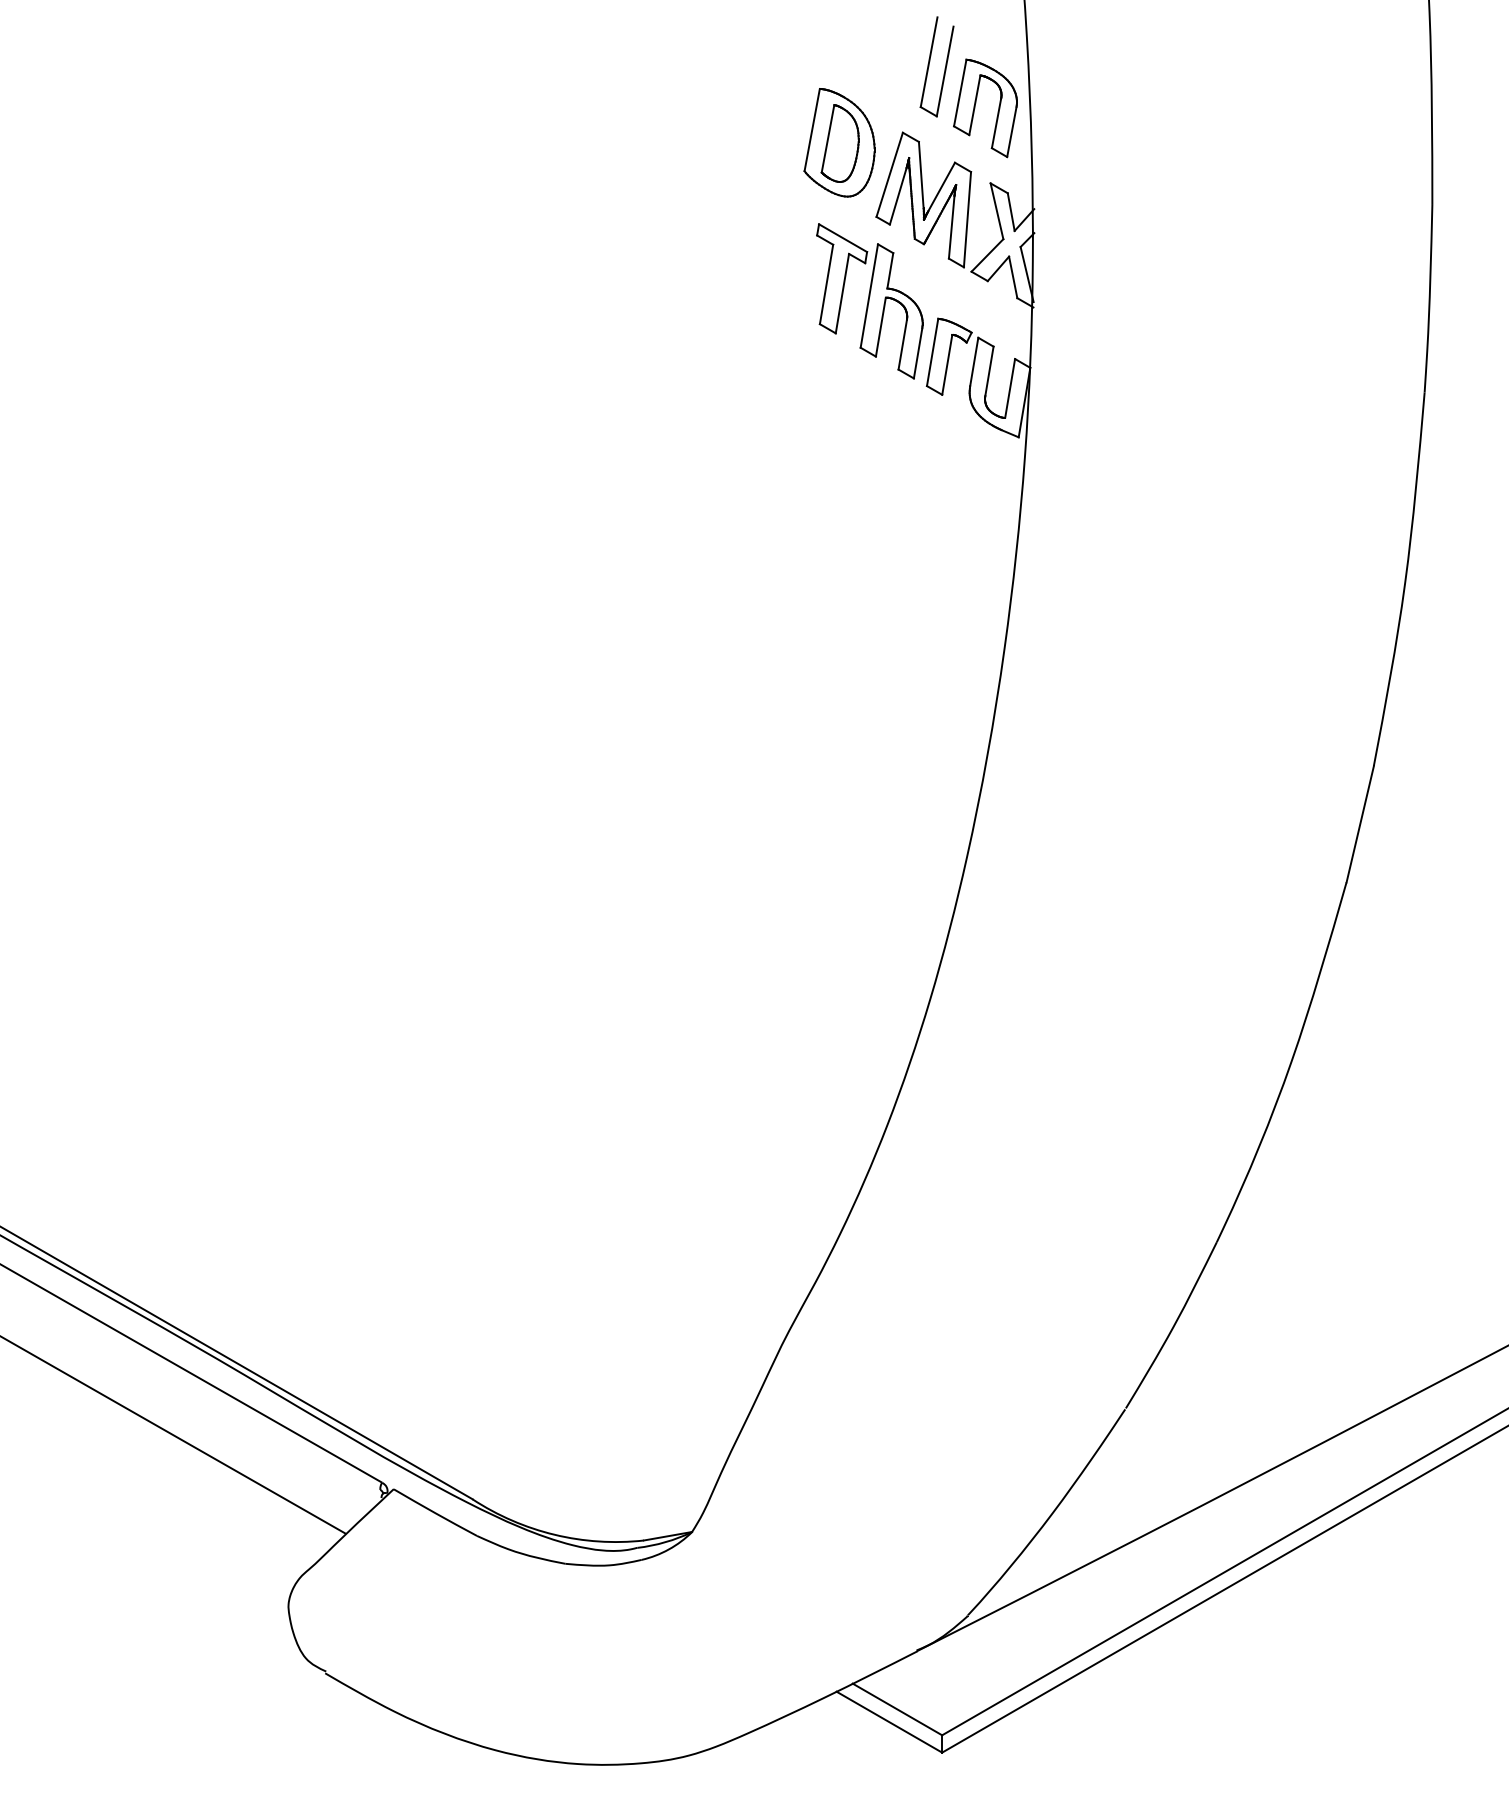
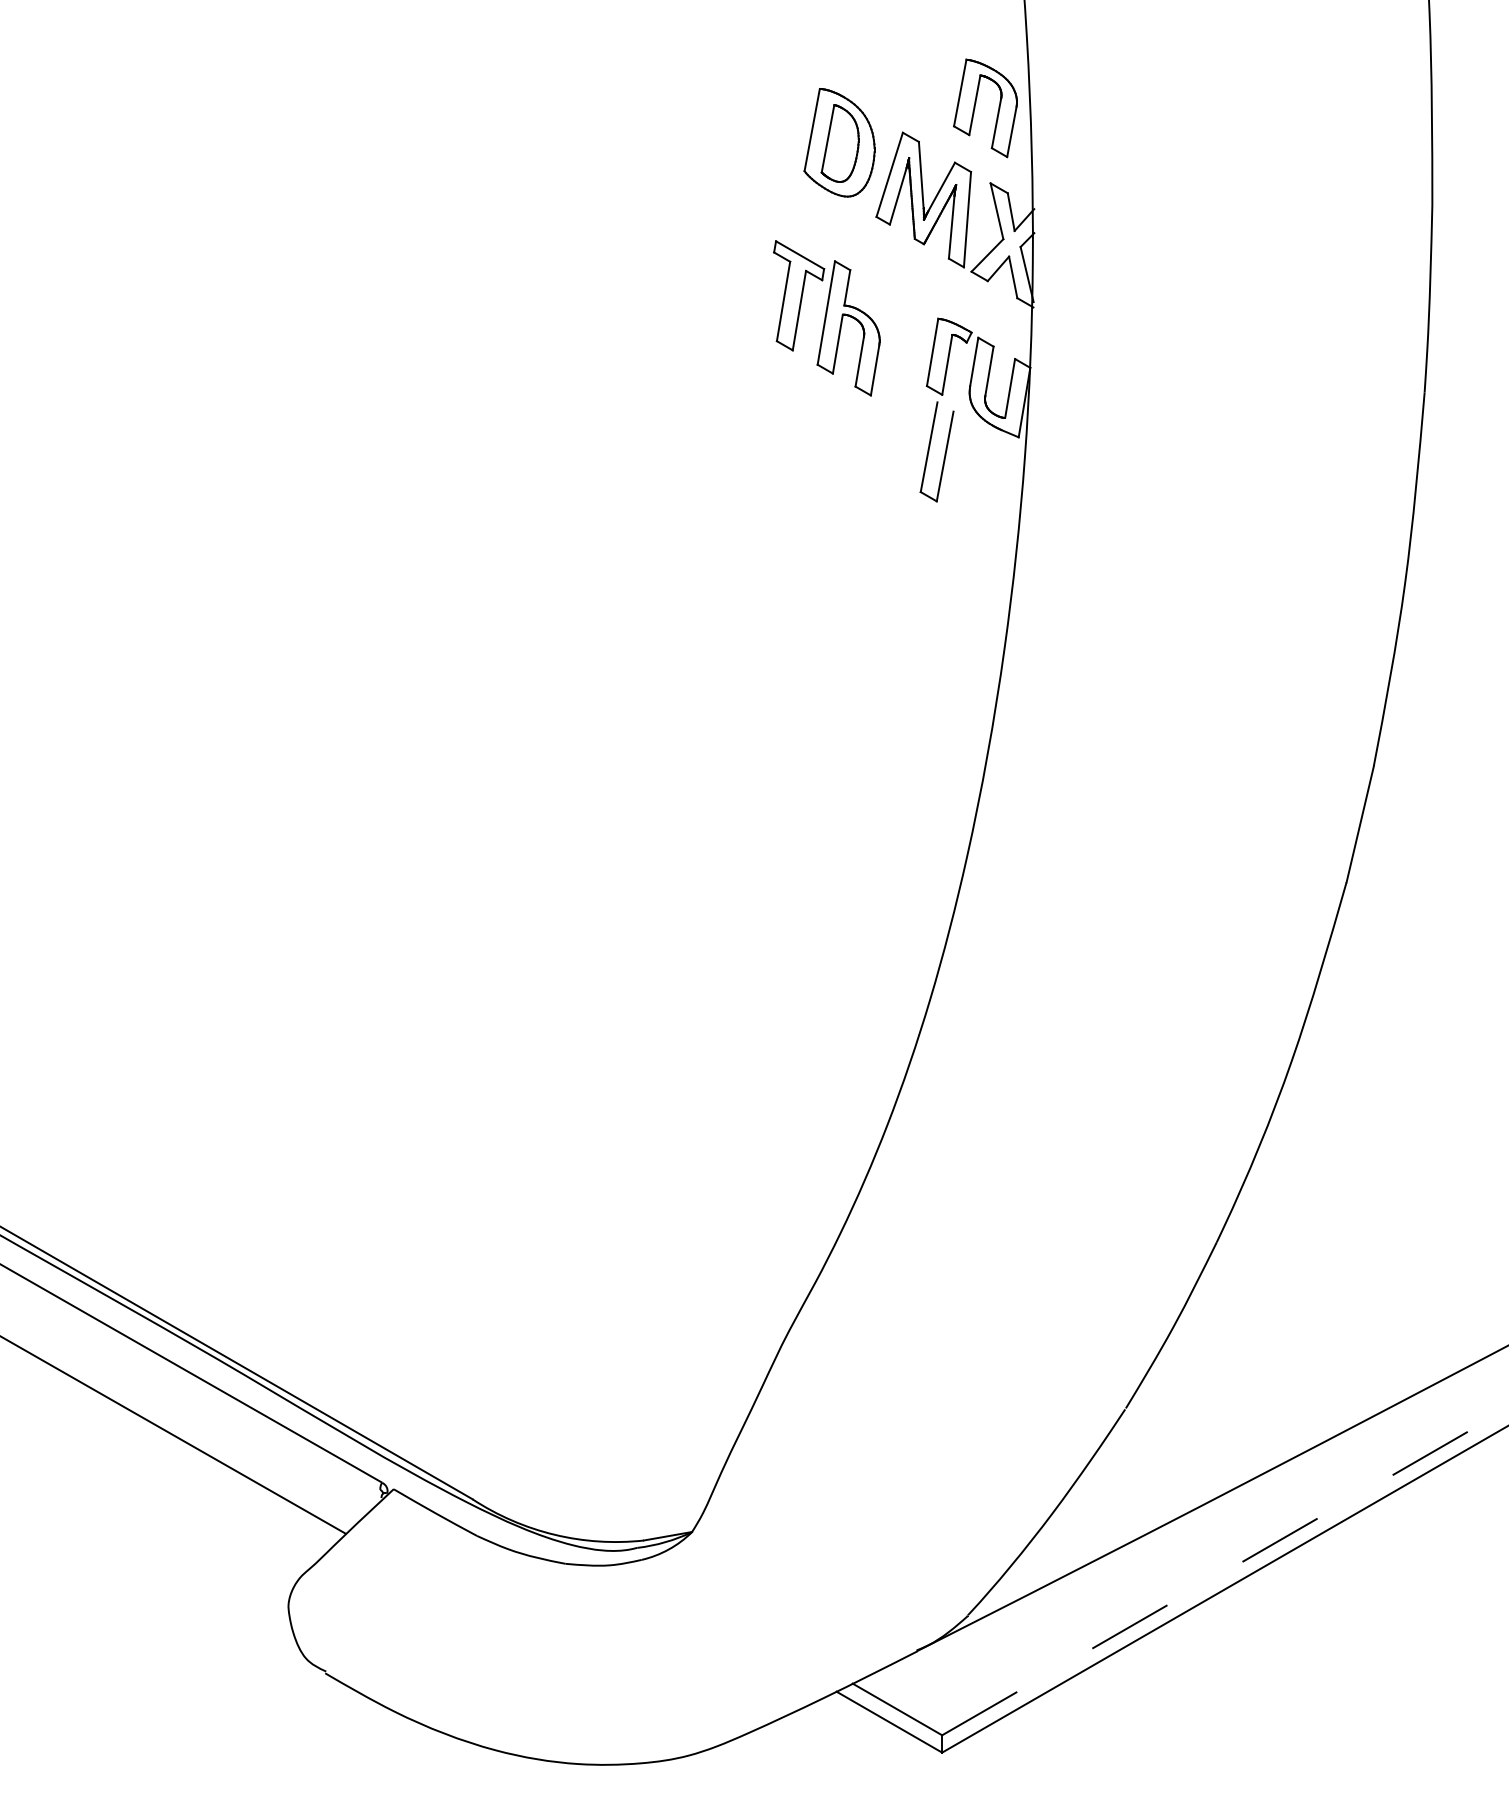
part position: (929, 66) -> (929, 451) (929, 451)
part position: (869, 301) -> (826, 318) (826, 318)
line: solid -> dashed (1225, 1571)
